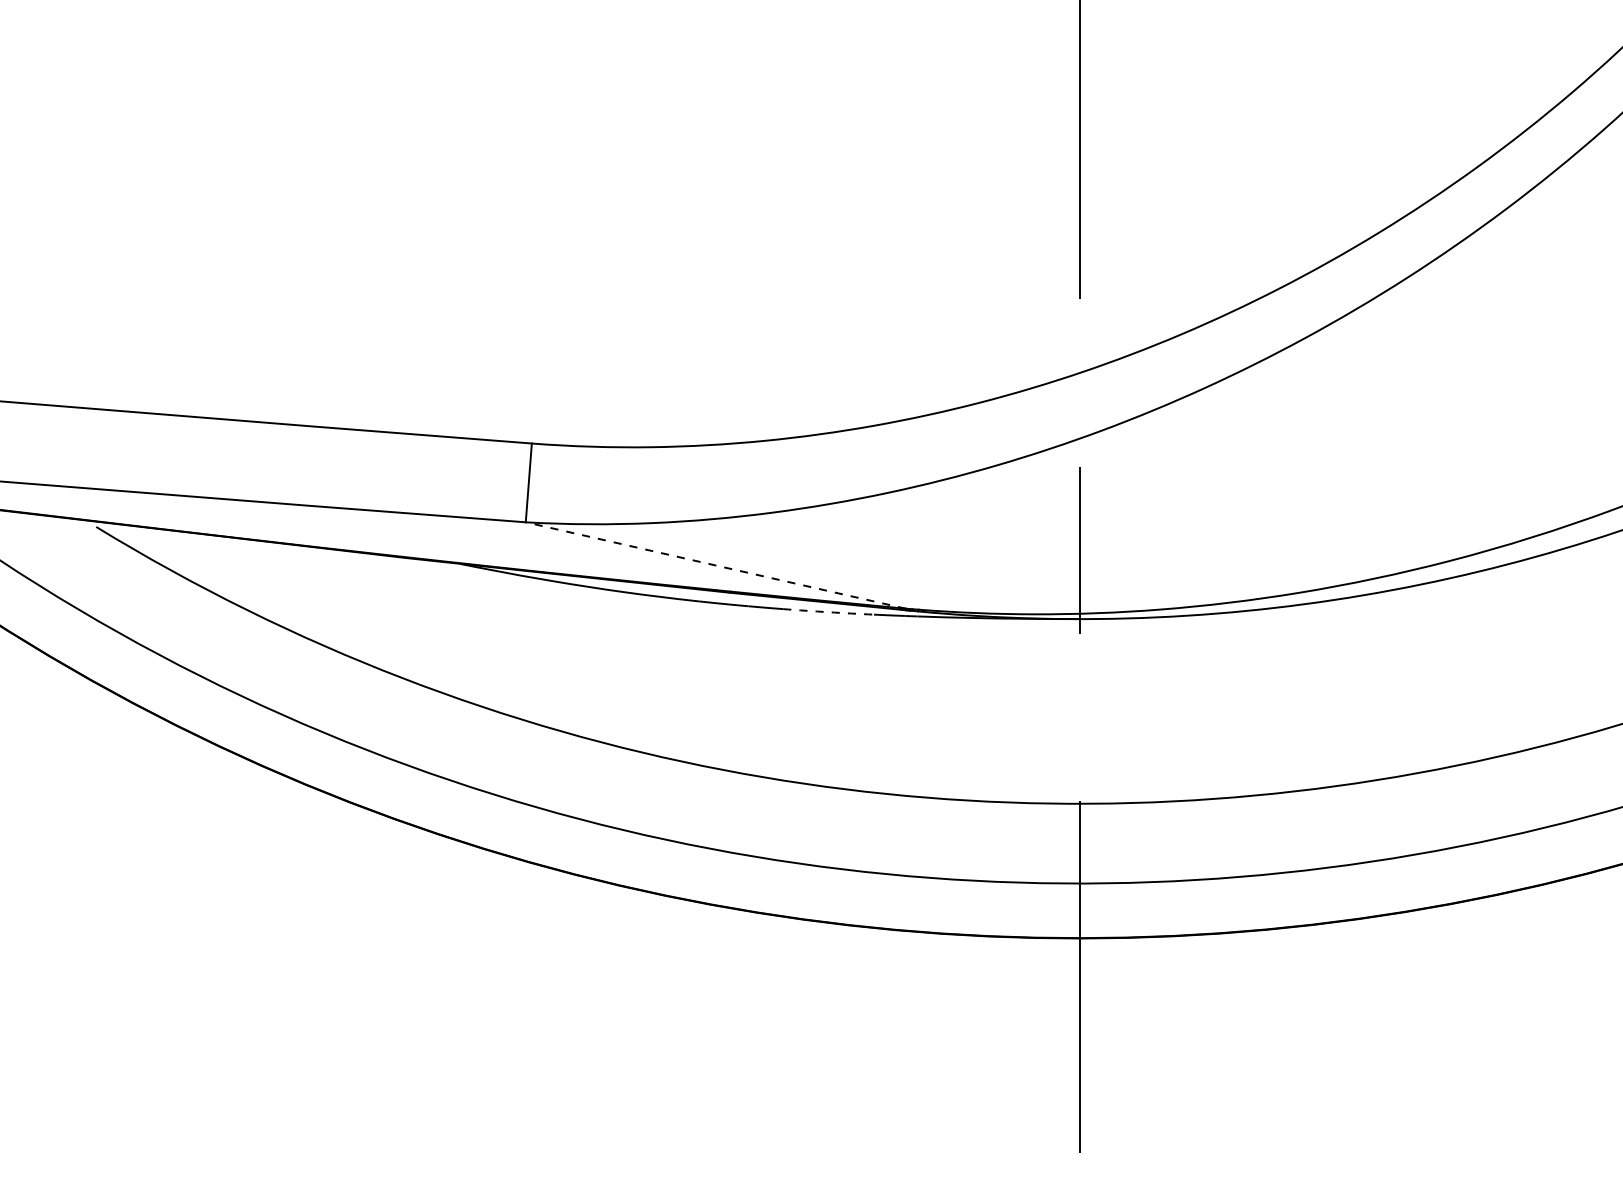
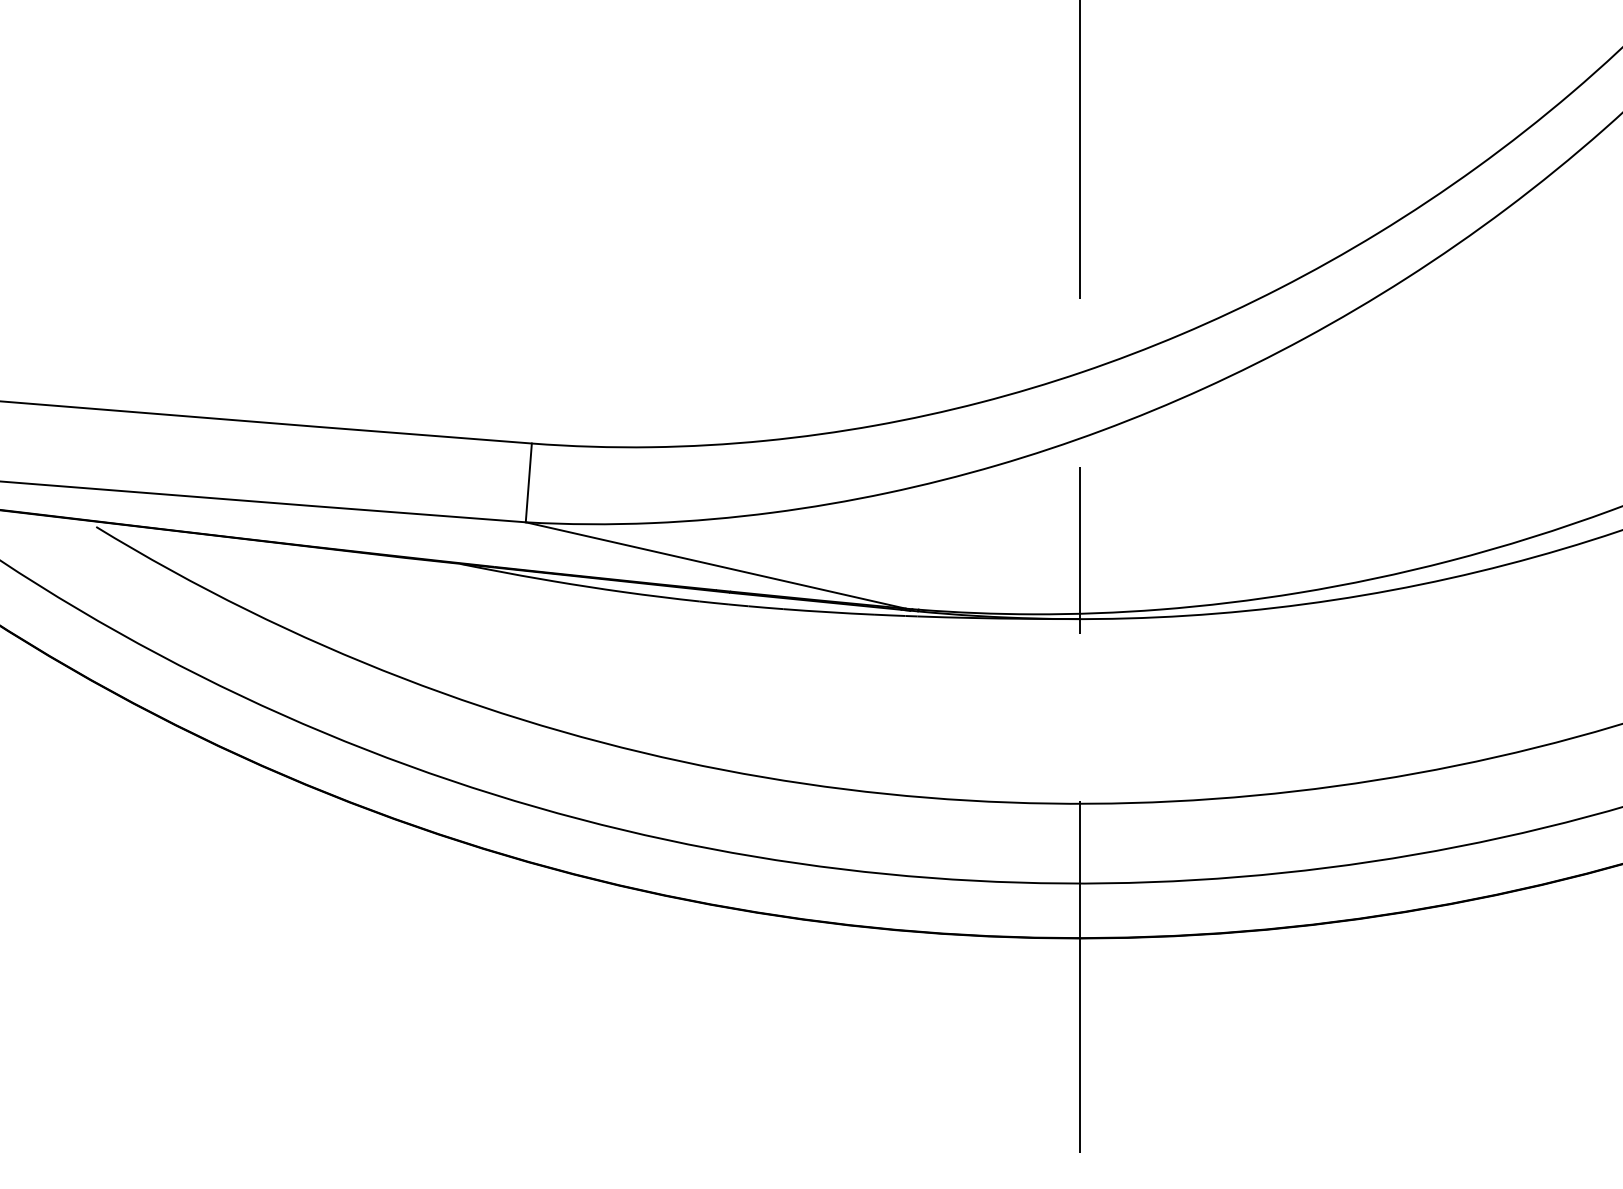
line: dashed -> solid (715, 565)
arc: dashed -> solid (828, 612)
